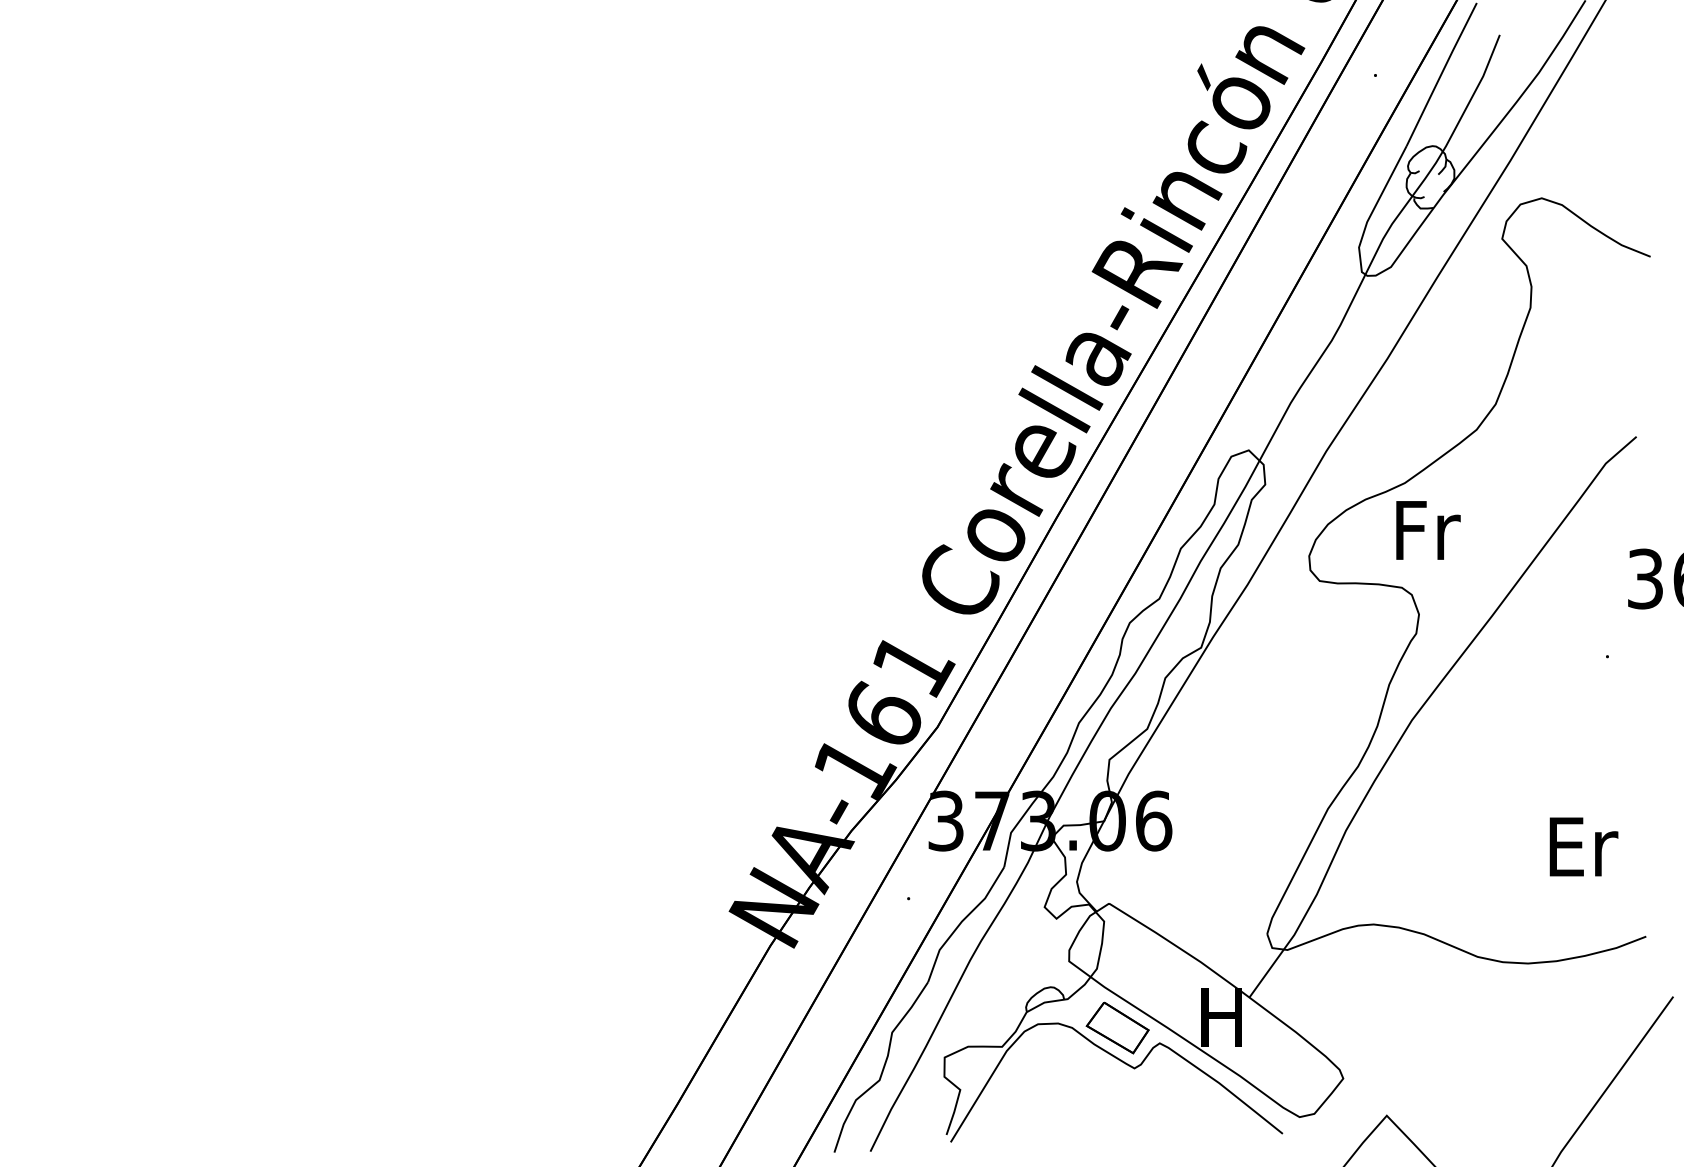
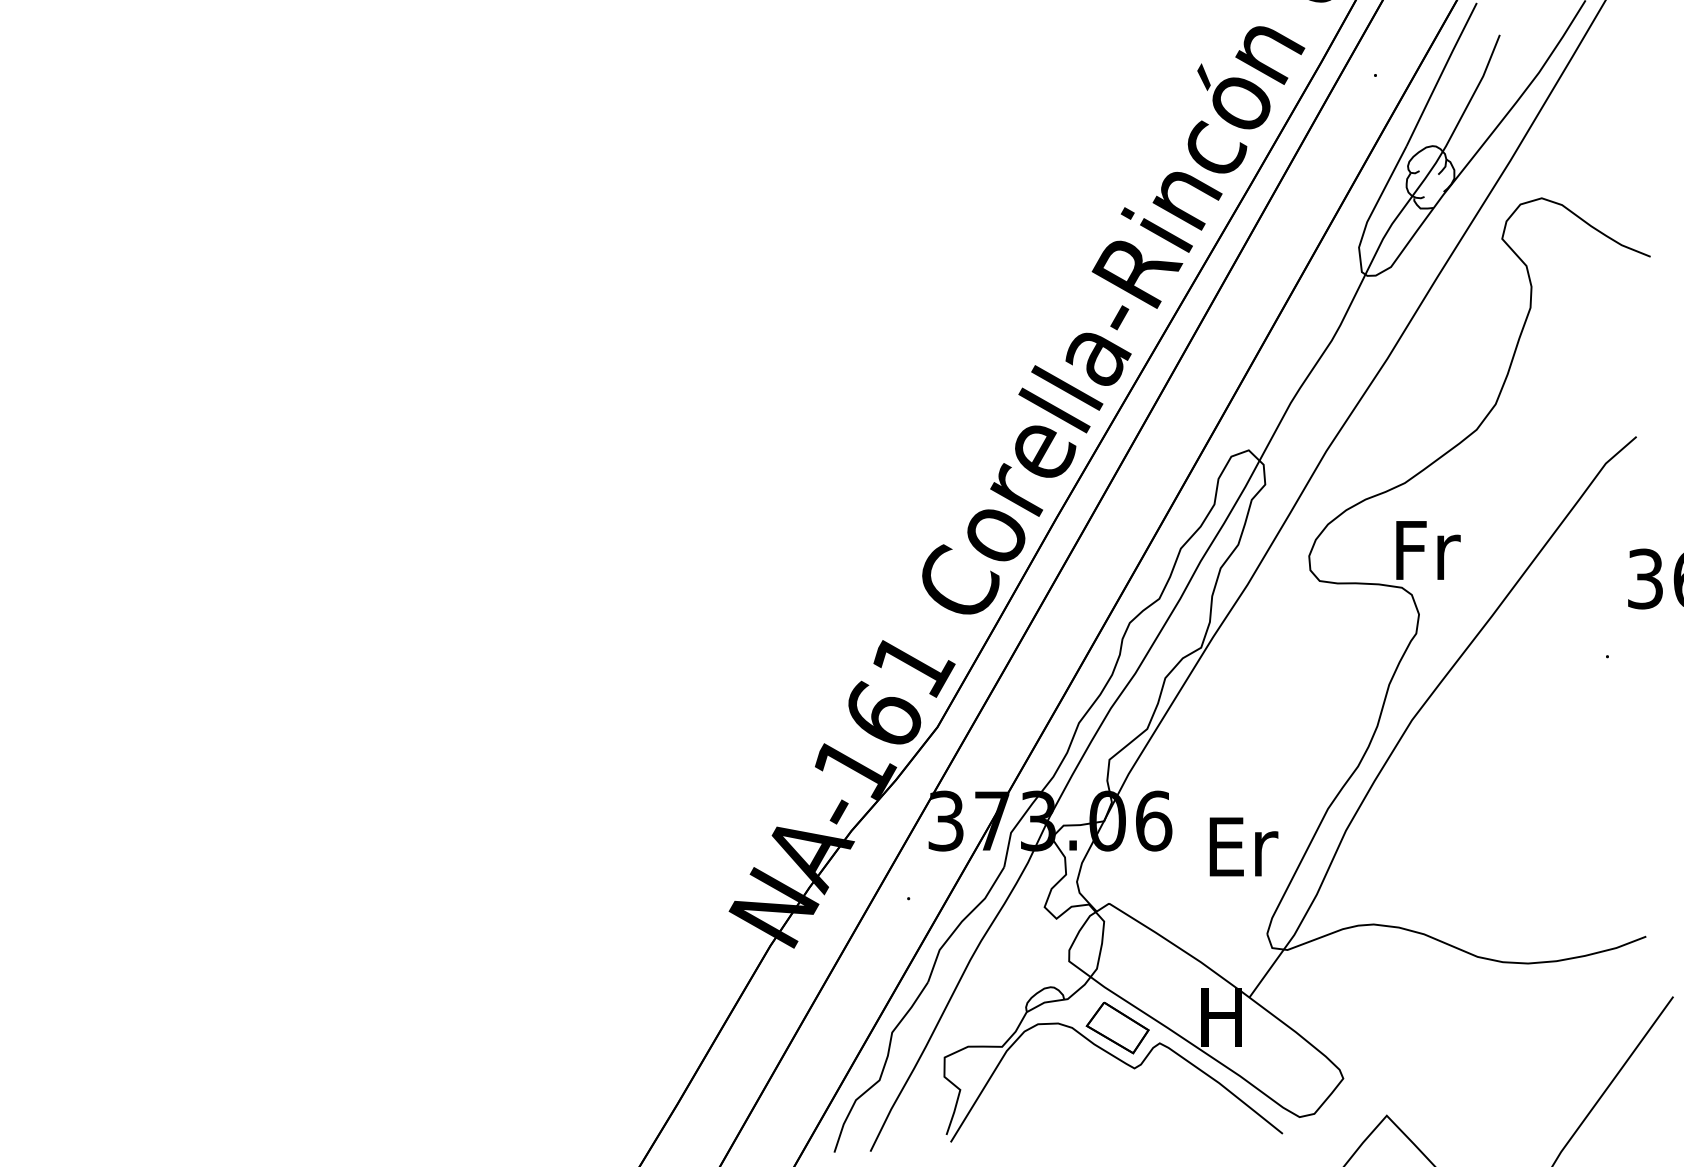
text position: (1428, 530) -> (1428, 550) (1428, 550)
text position: (1583, 846) -> (1243, 846) (1243, 846)
